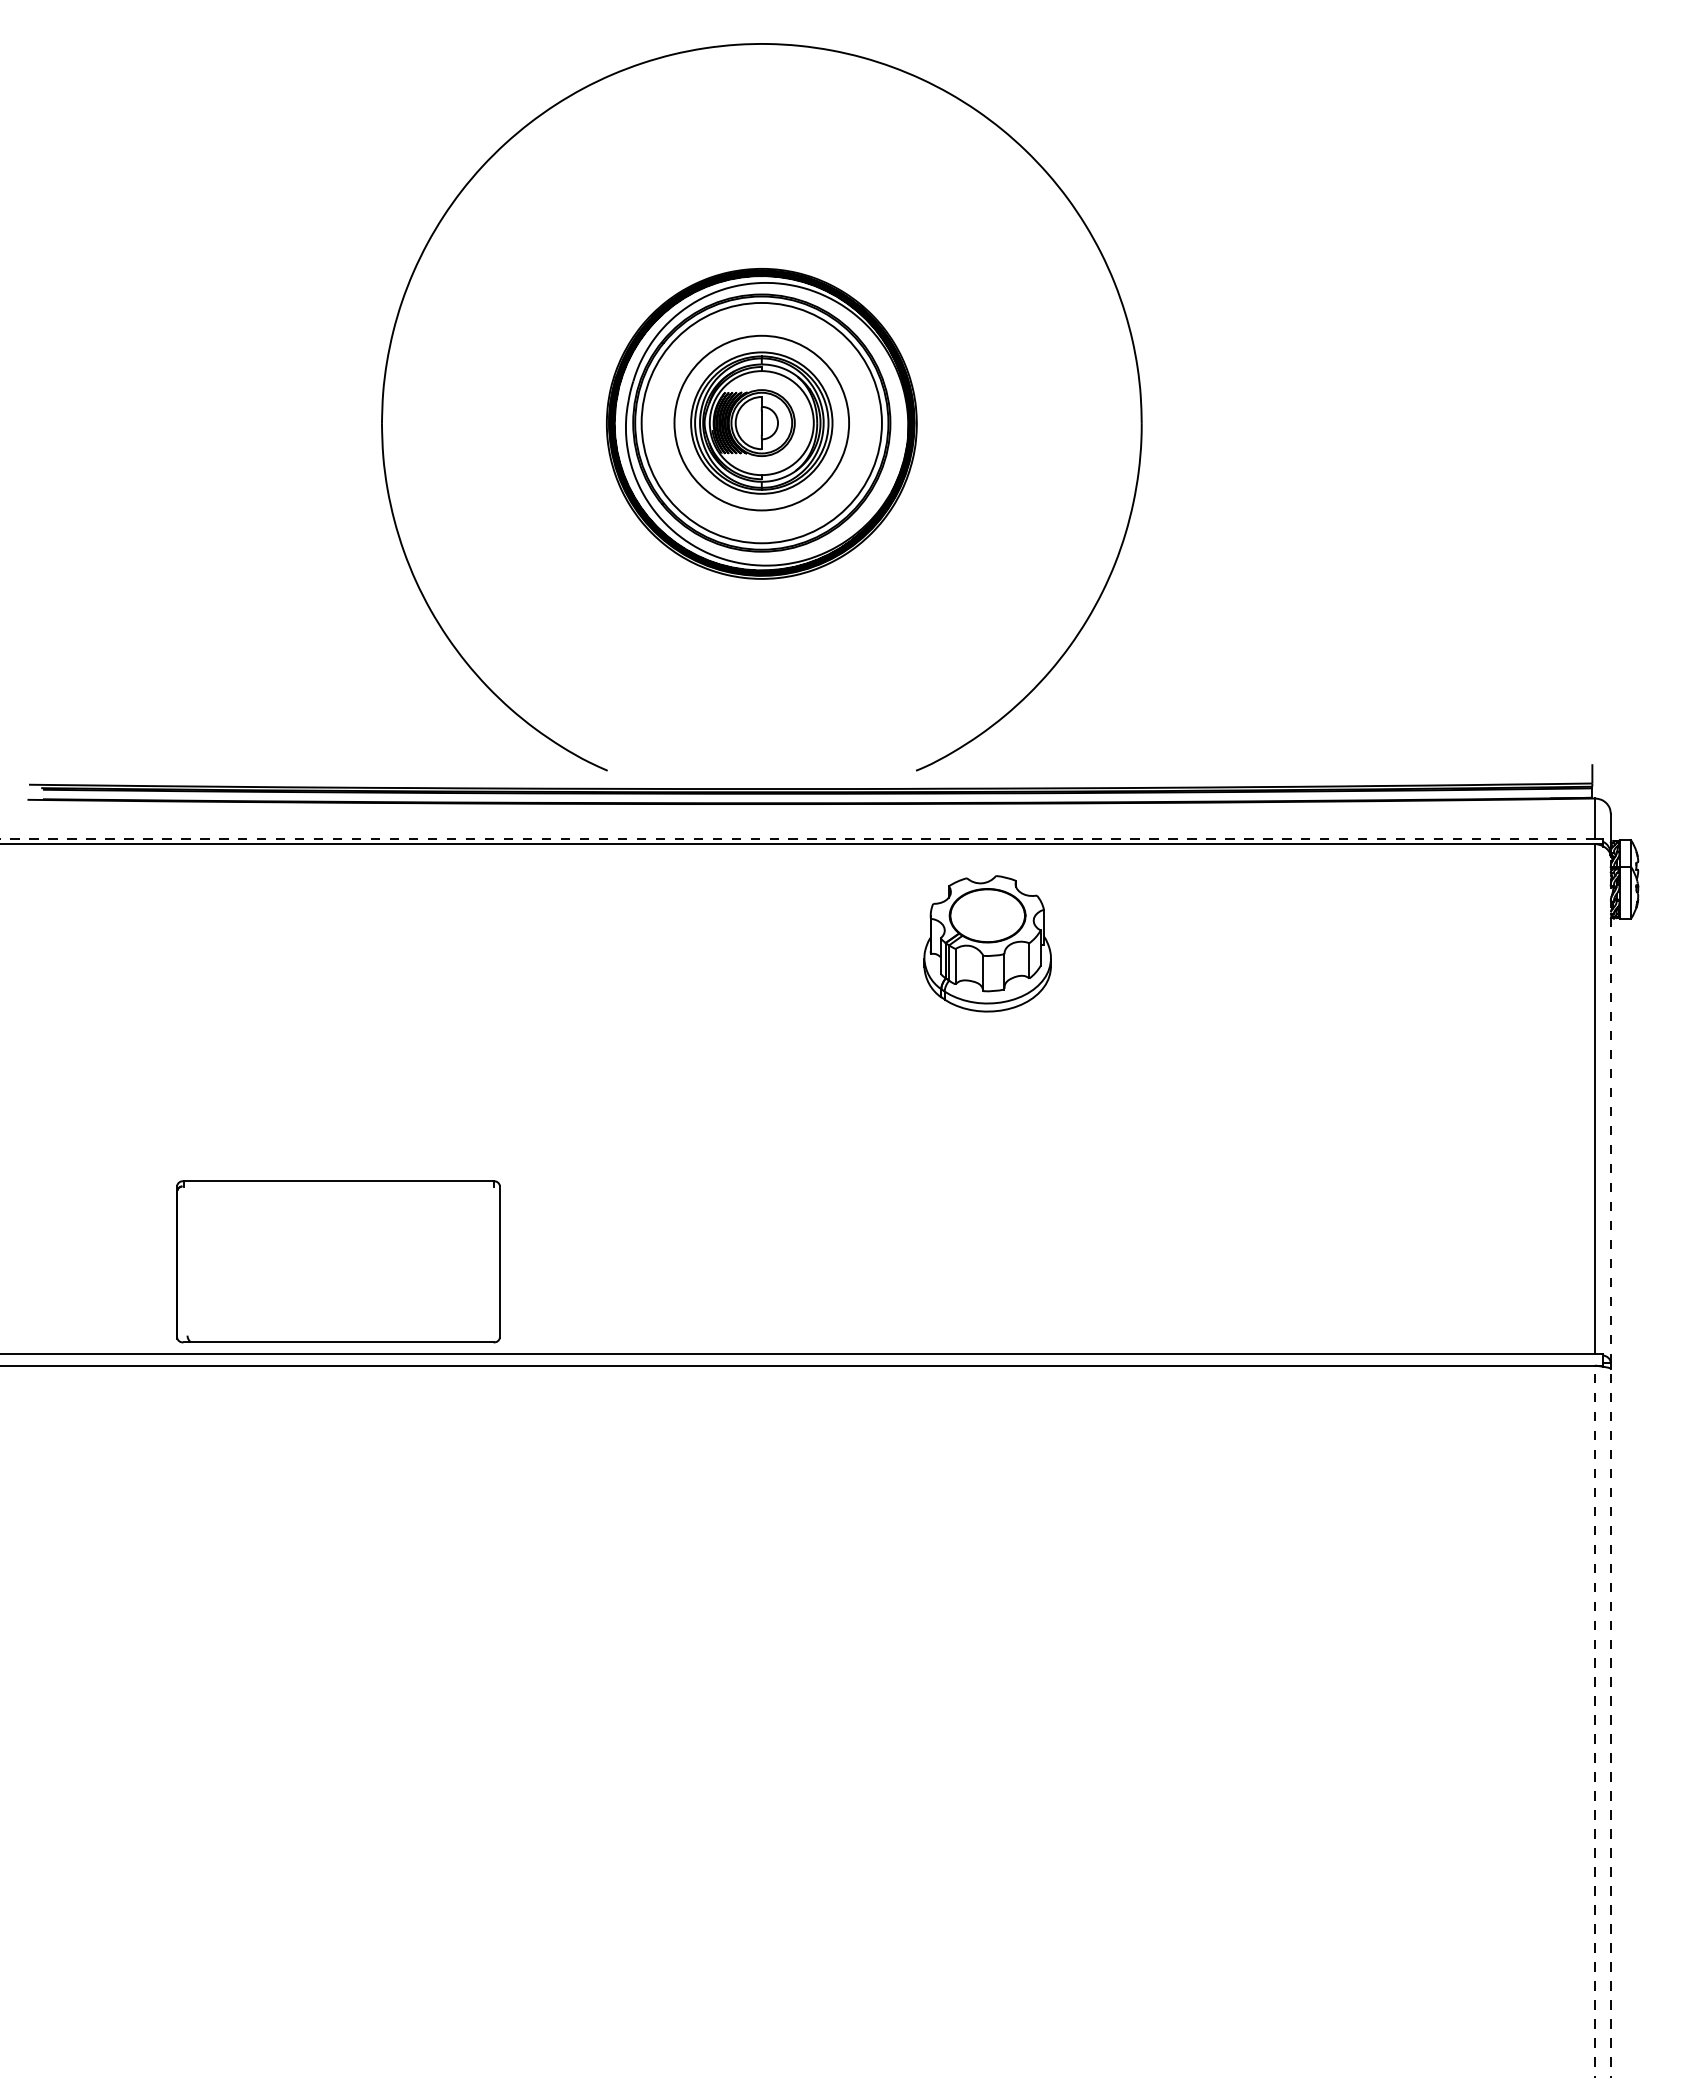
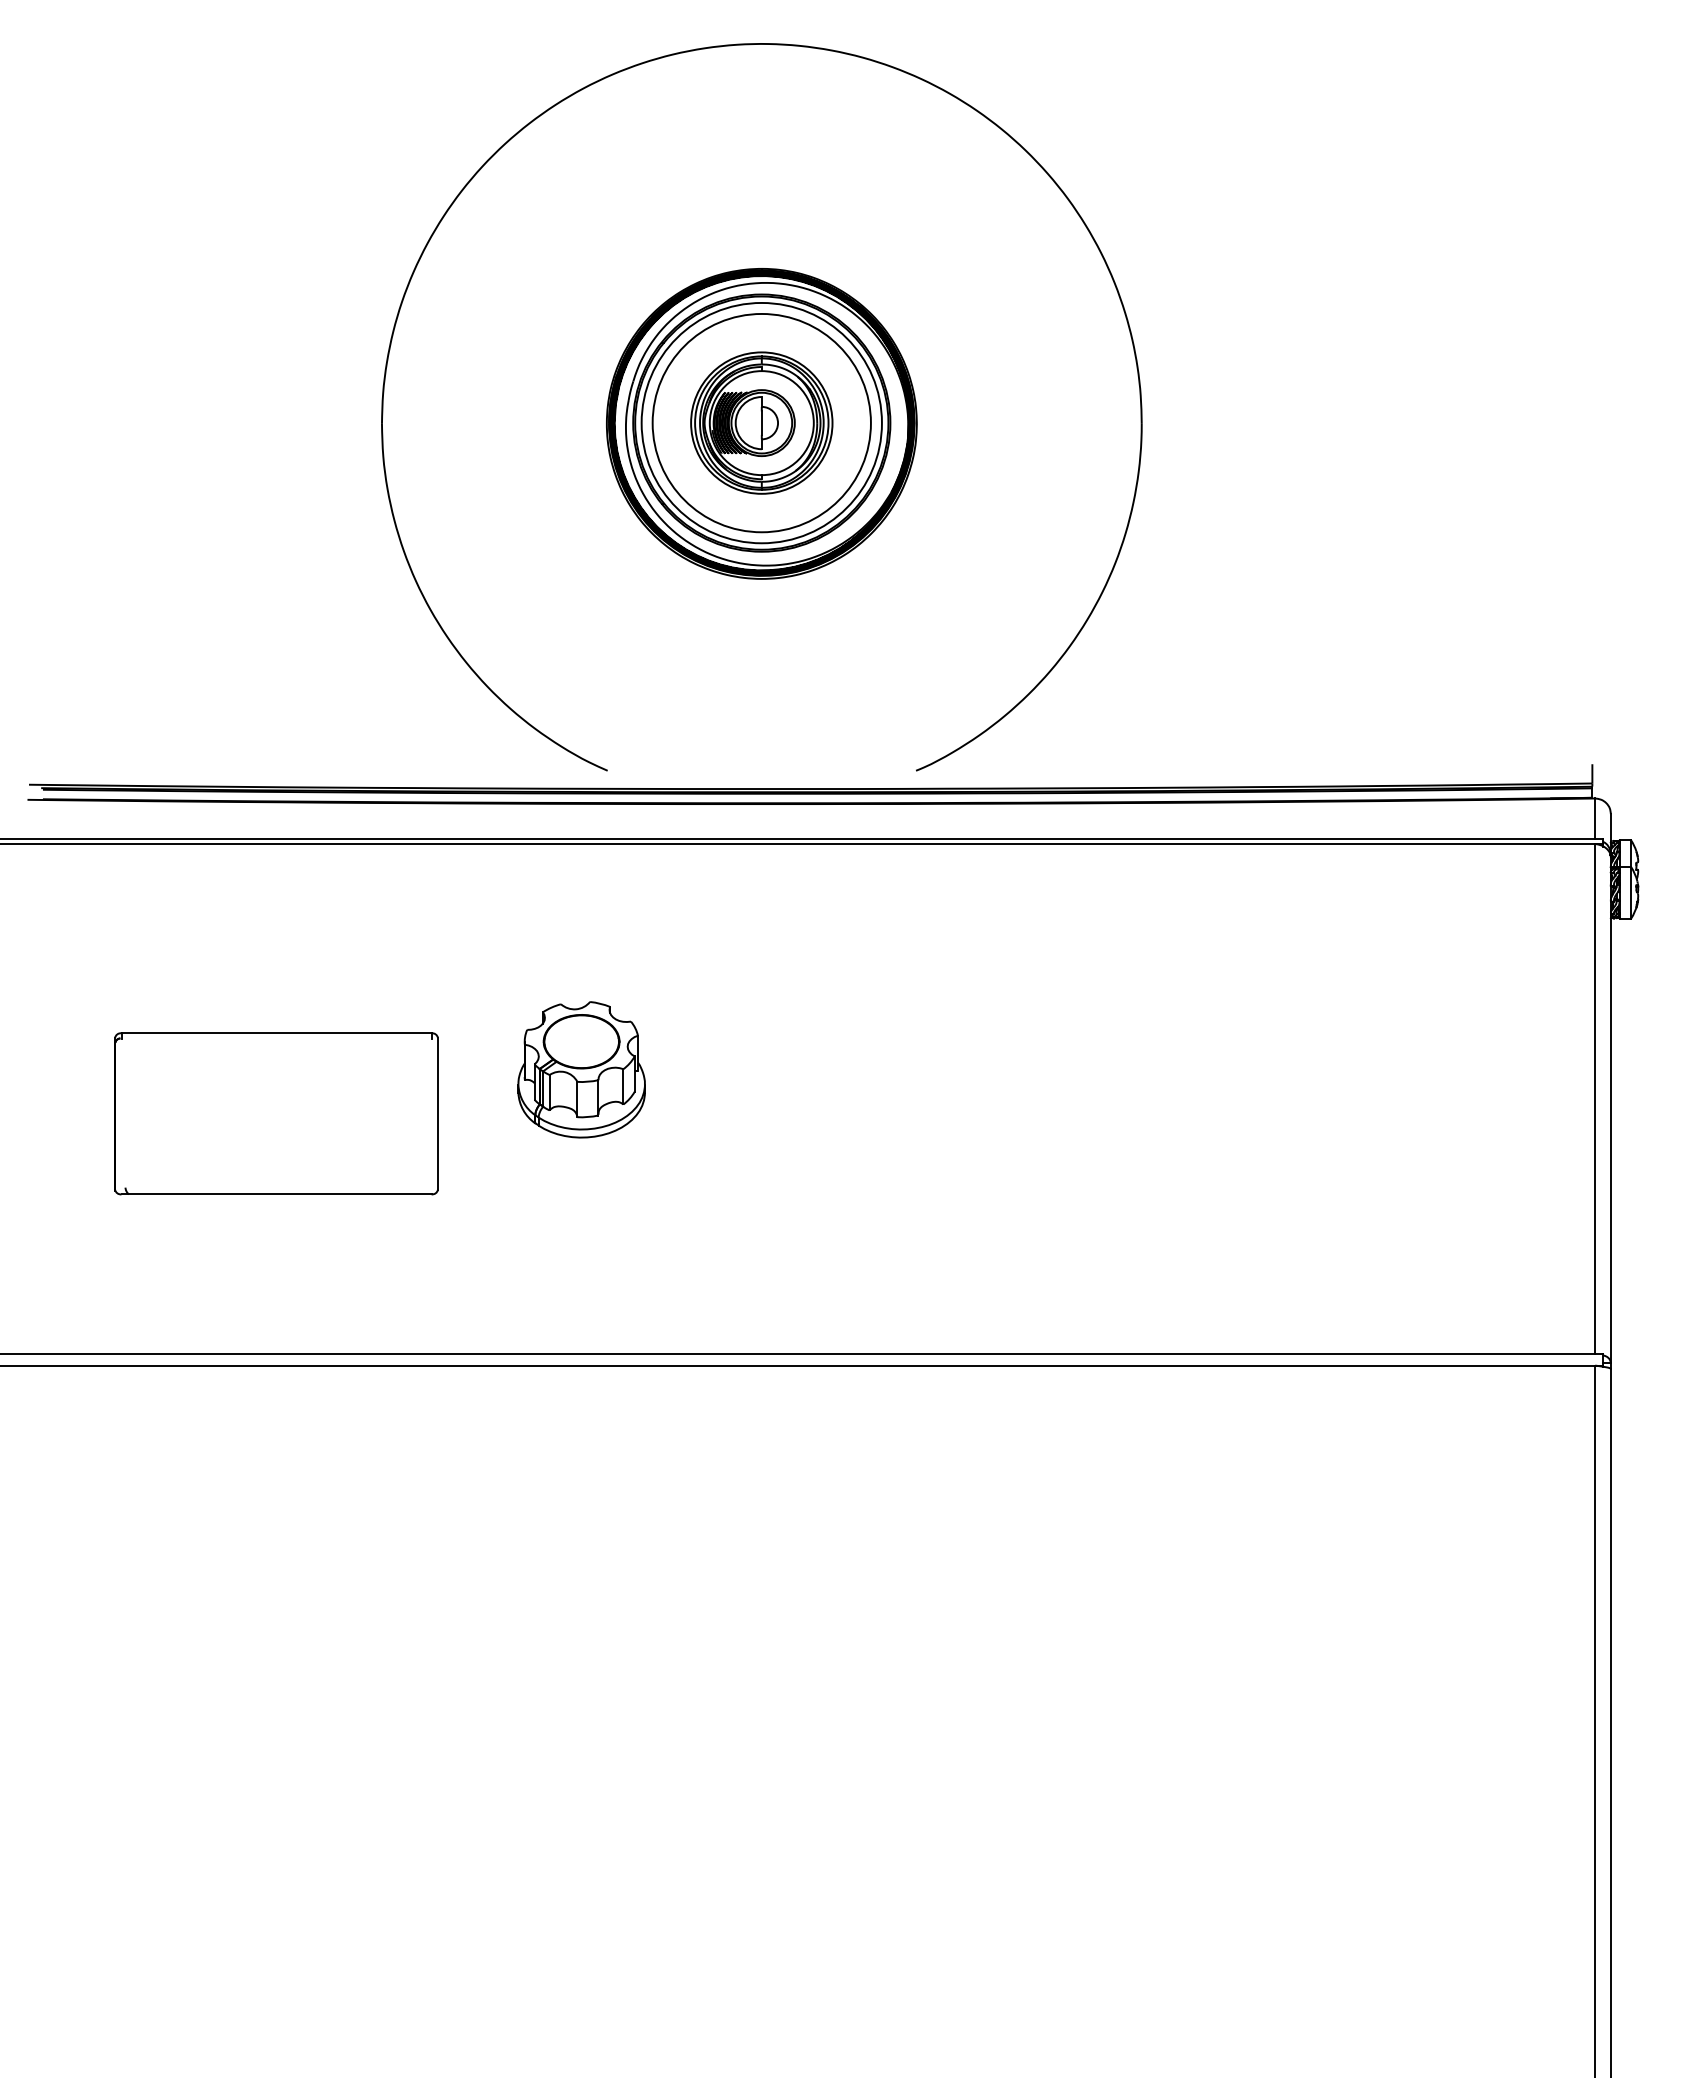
circle diameter: 175 px -> 218 px (761, 422)
line: dashed -> solid (797, 839)
part position: (987, 943) -> (581, 1069) (581, 1069)
line: dashed -> solid (1610, 1110)
part position: (338, 1261) -> (276, 1113) (276, 1113)
line: dashed -> solid (1595, 1721)
line: dashed -> solid (1610, 1722)
